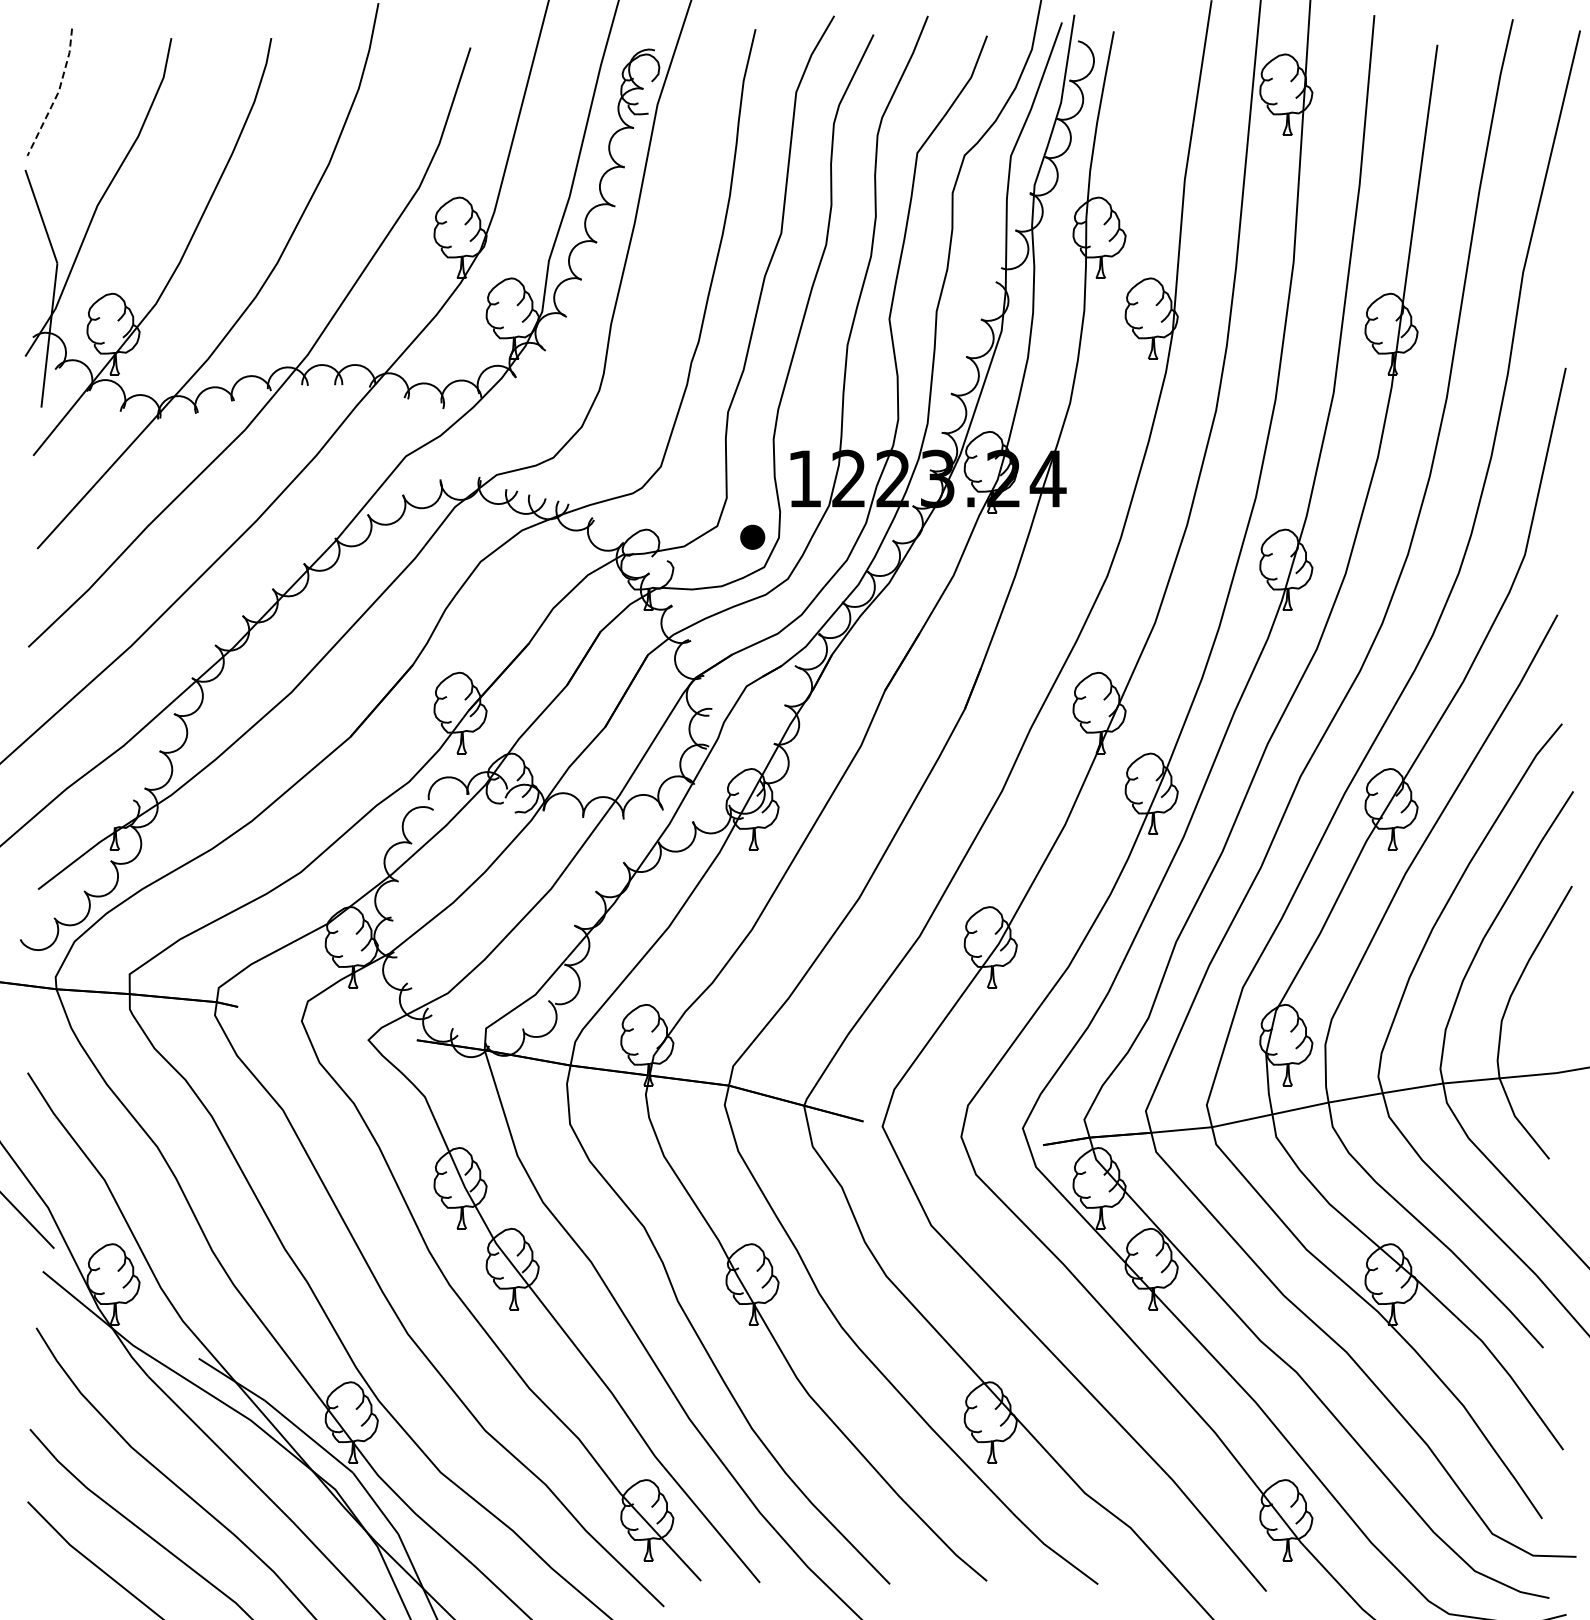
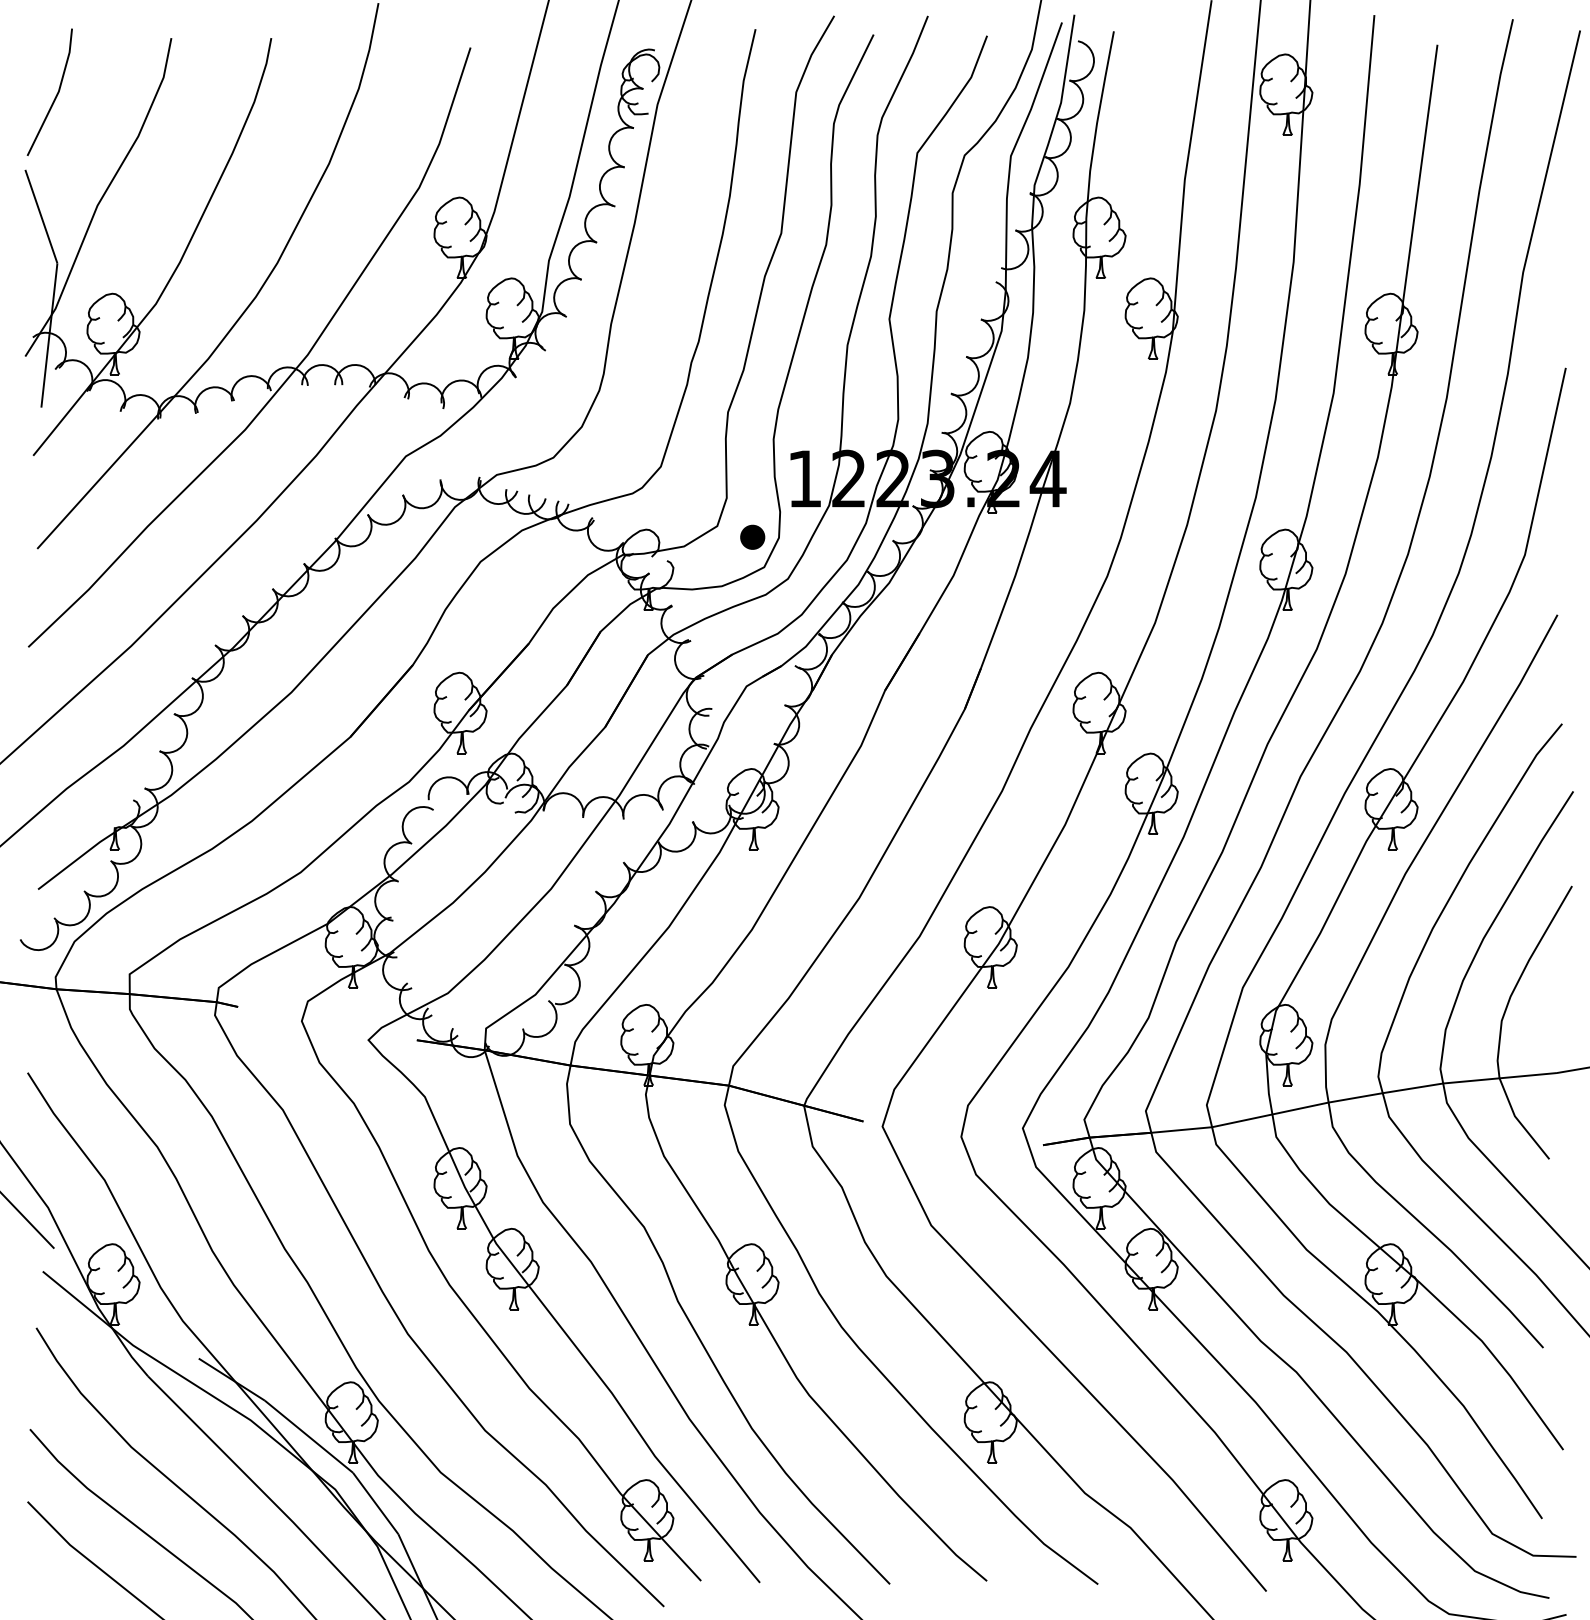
line: dashed -> solid (57, 94)
